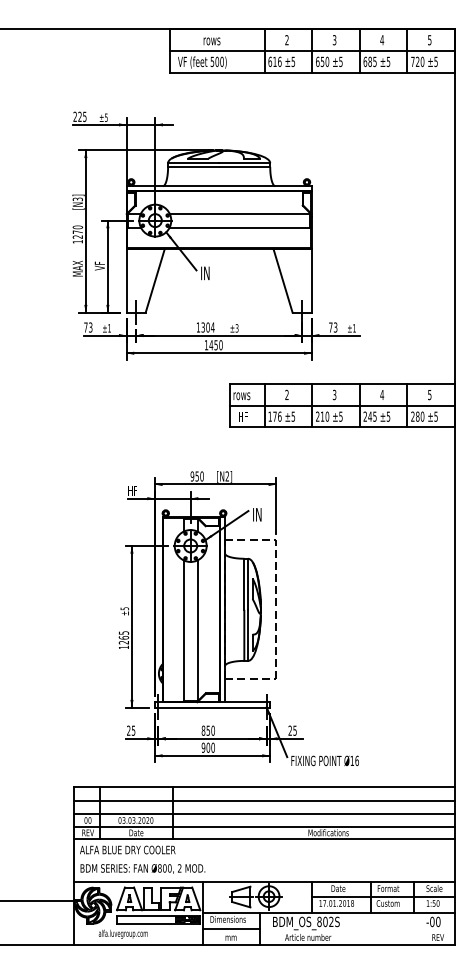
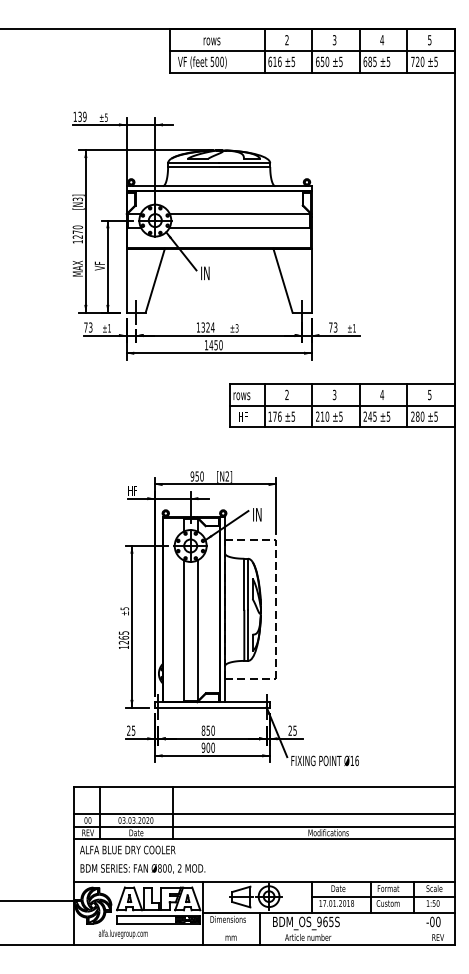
text: 225 -> 139 (79, 116)
text: 1304 -> 1324 (207, 327)
line: present -> none (263, 800)
text: BDM_OS_802S -> BDM_OS_965S (325, 921)
line: present -> none (230, 929)
